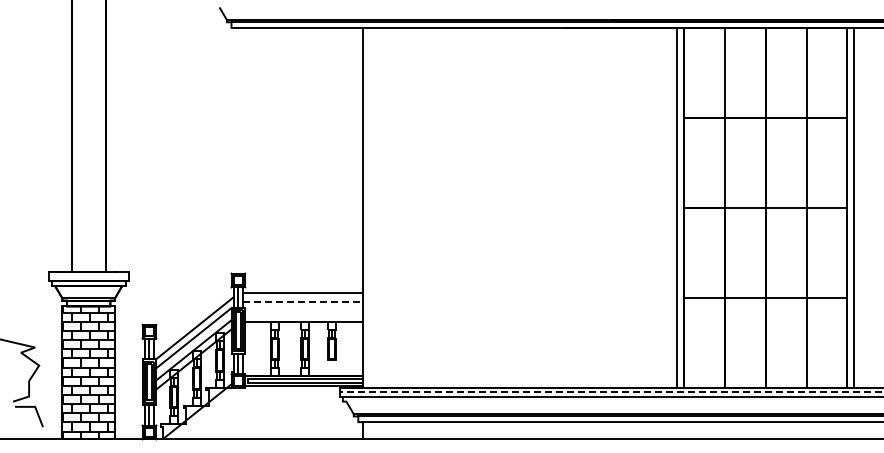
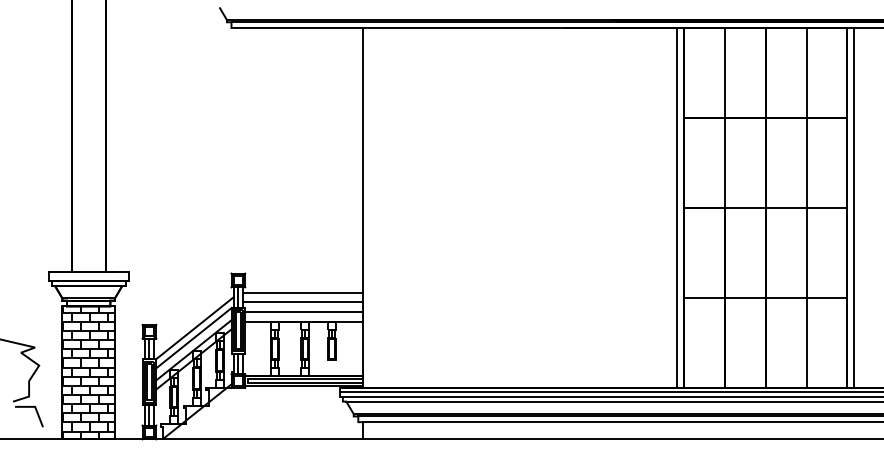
line: dashed -> solid (302, 302)
line: none -> present (303, 312)
line: dashed -> solid (611, 392)
line: none -> present (613, 401)
